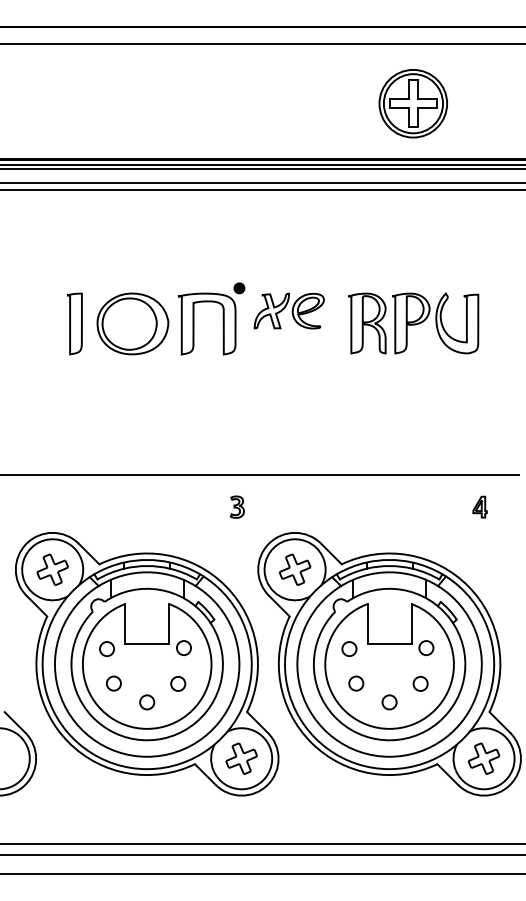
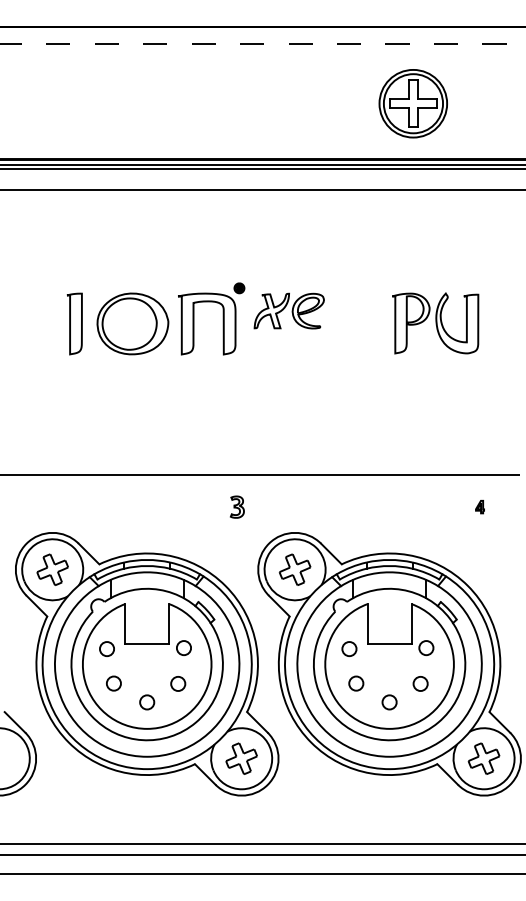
line: solid -> dashed (263, 43)
line: present -> none (262, 182)
part: present -> none (367, 323)
part size: 16x24 px -> 10x15 px (479, 507)
